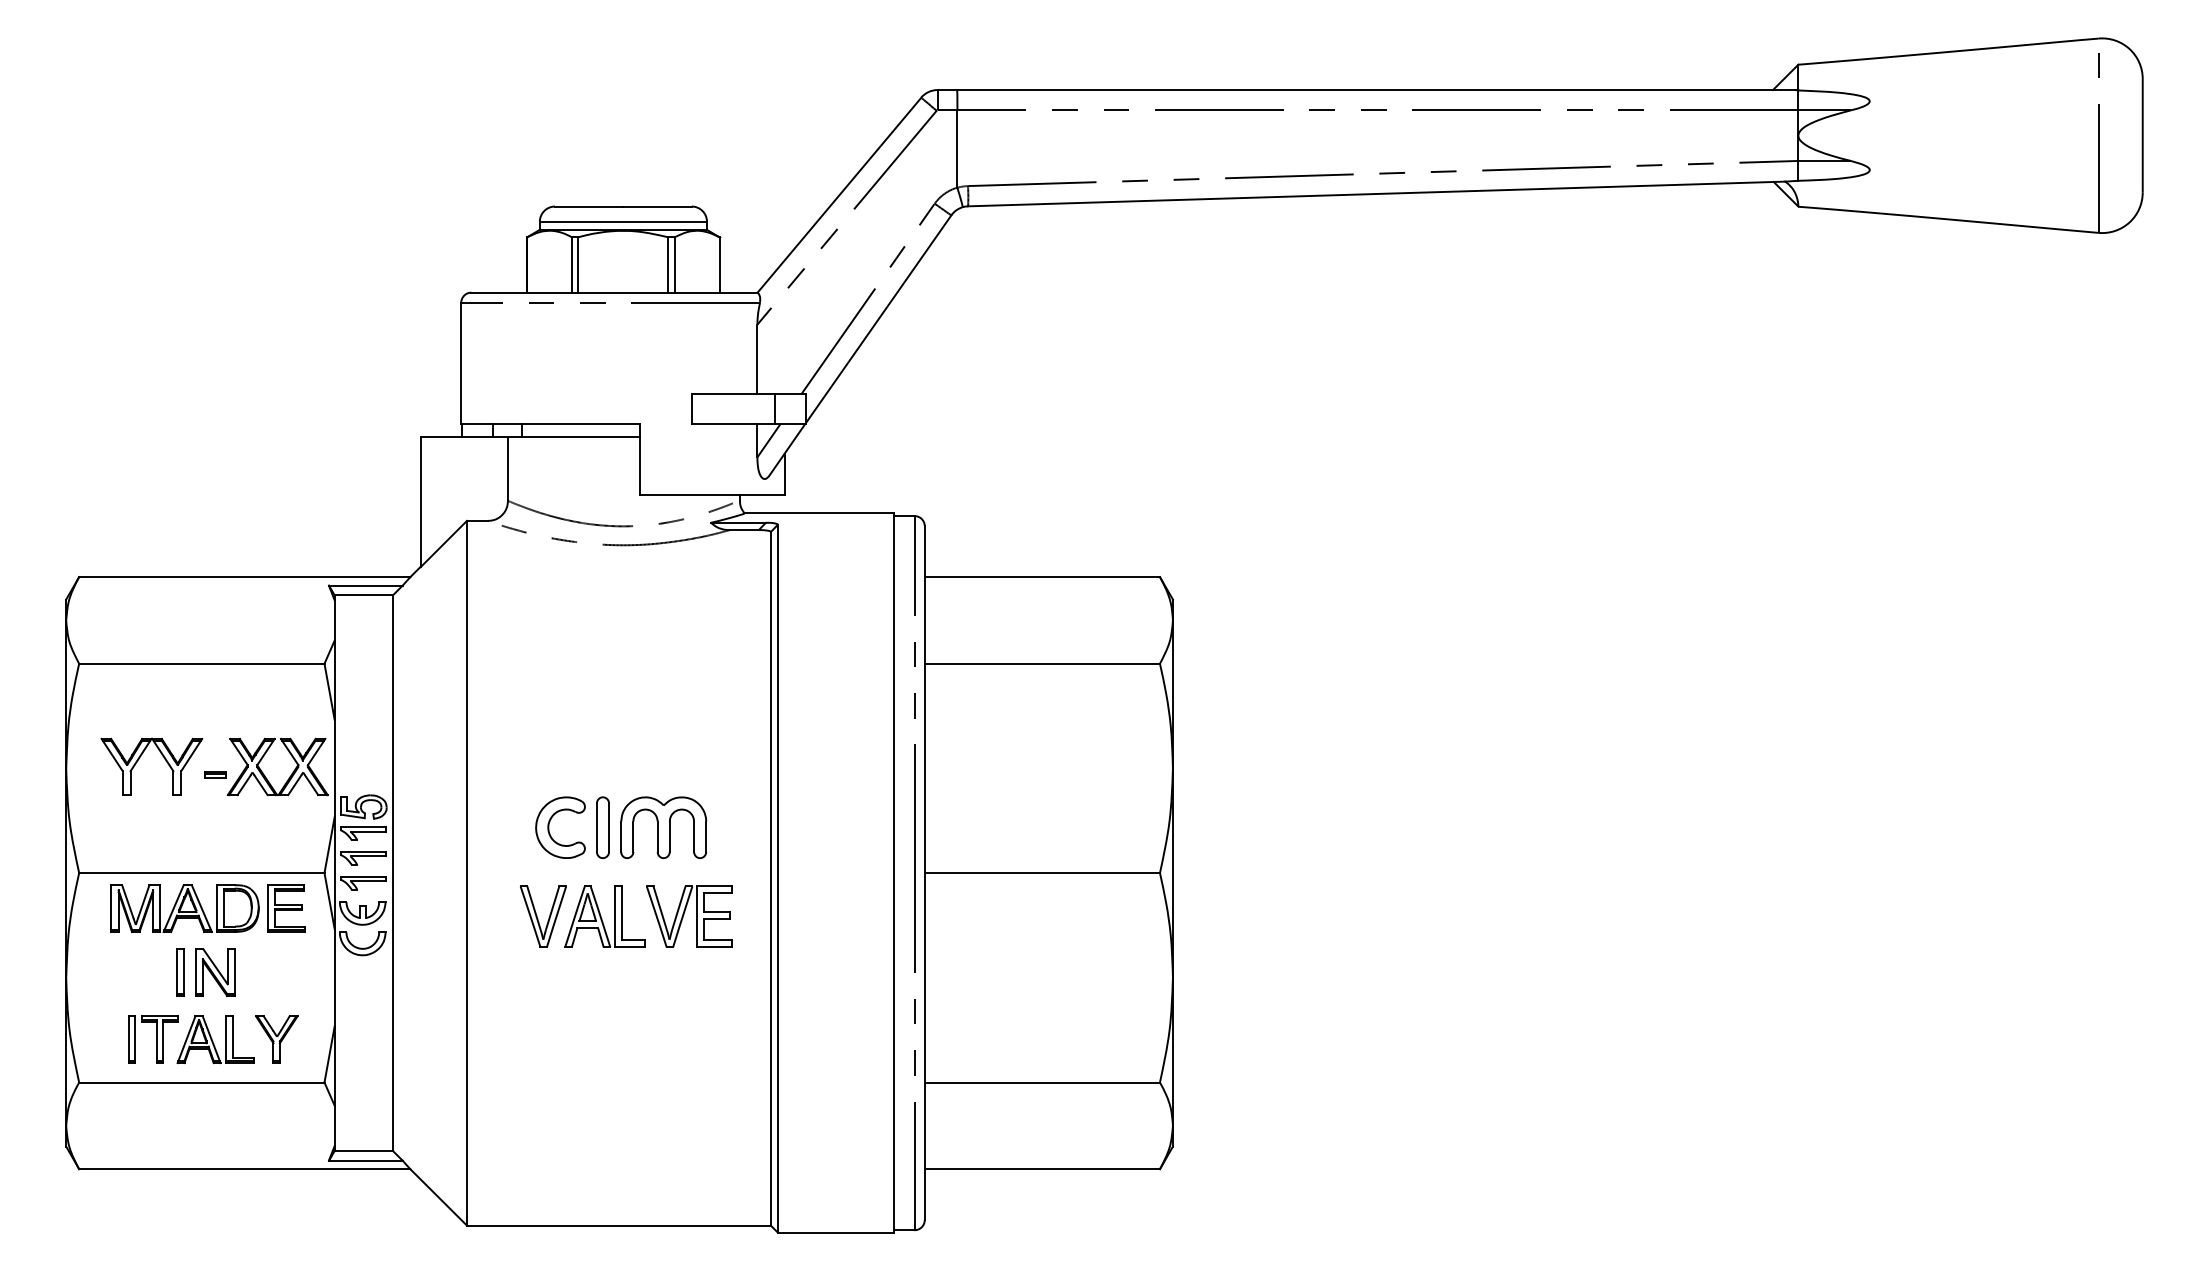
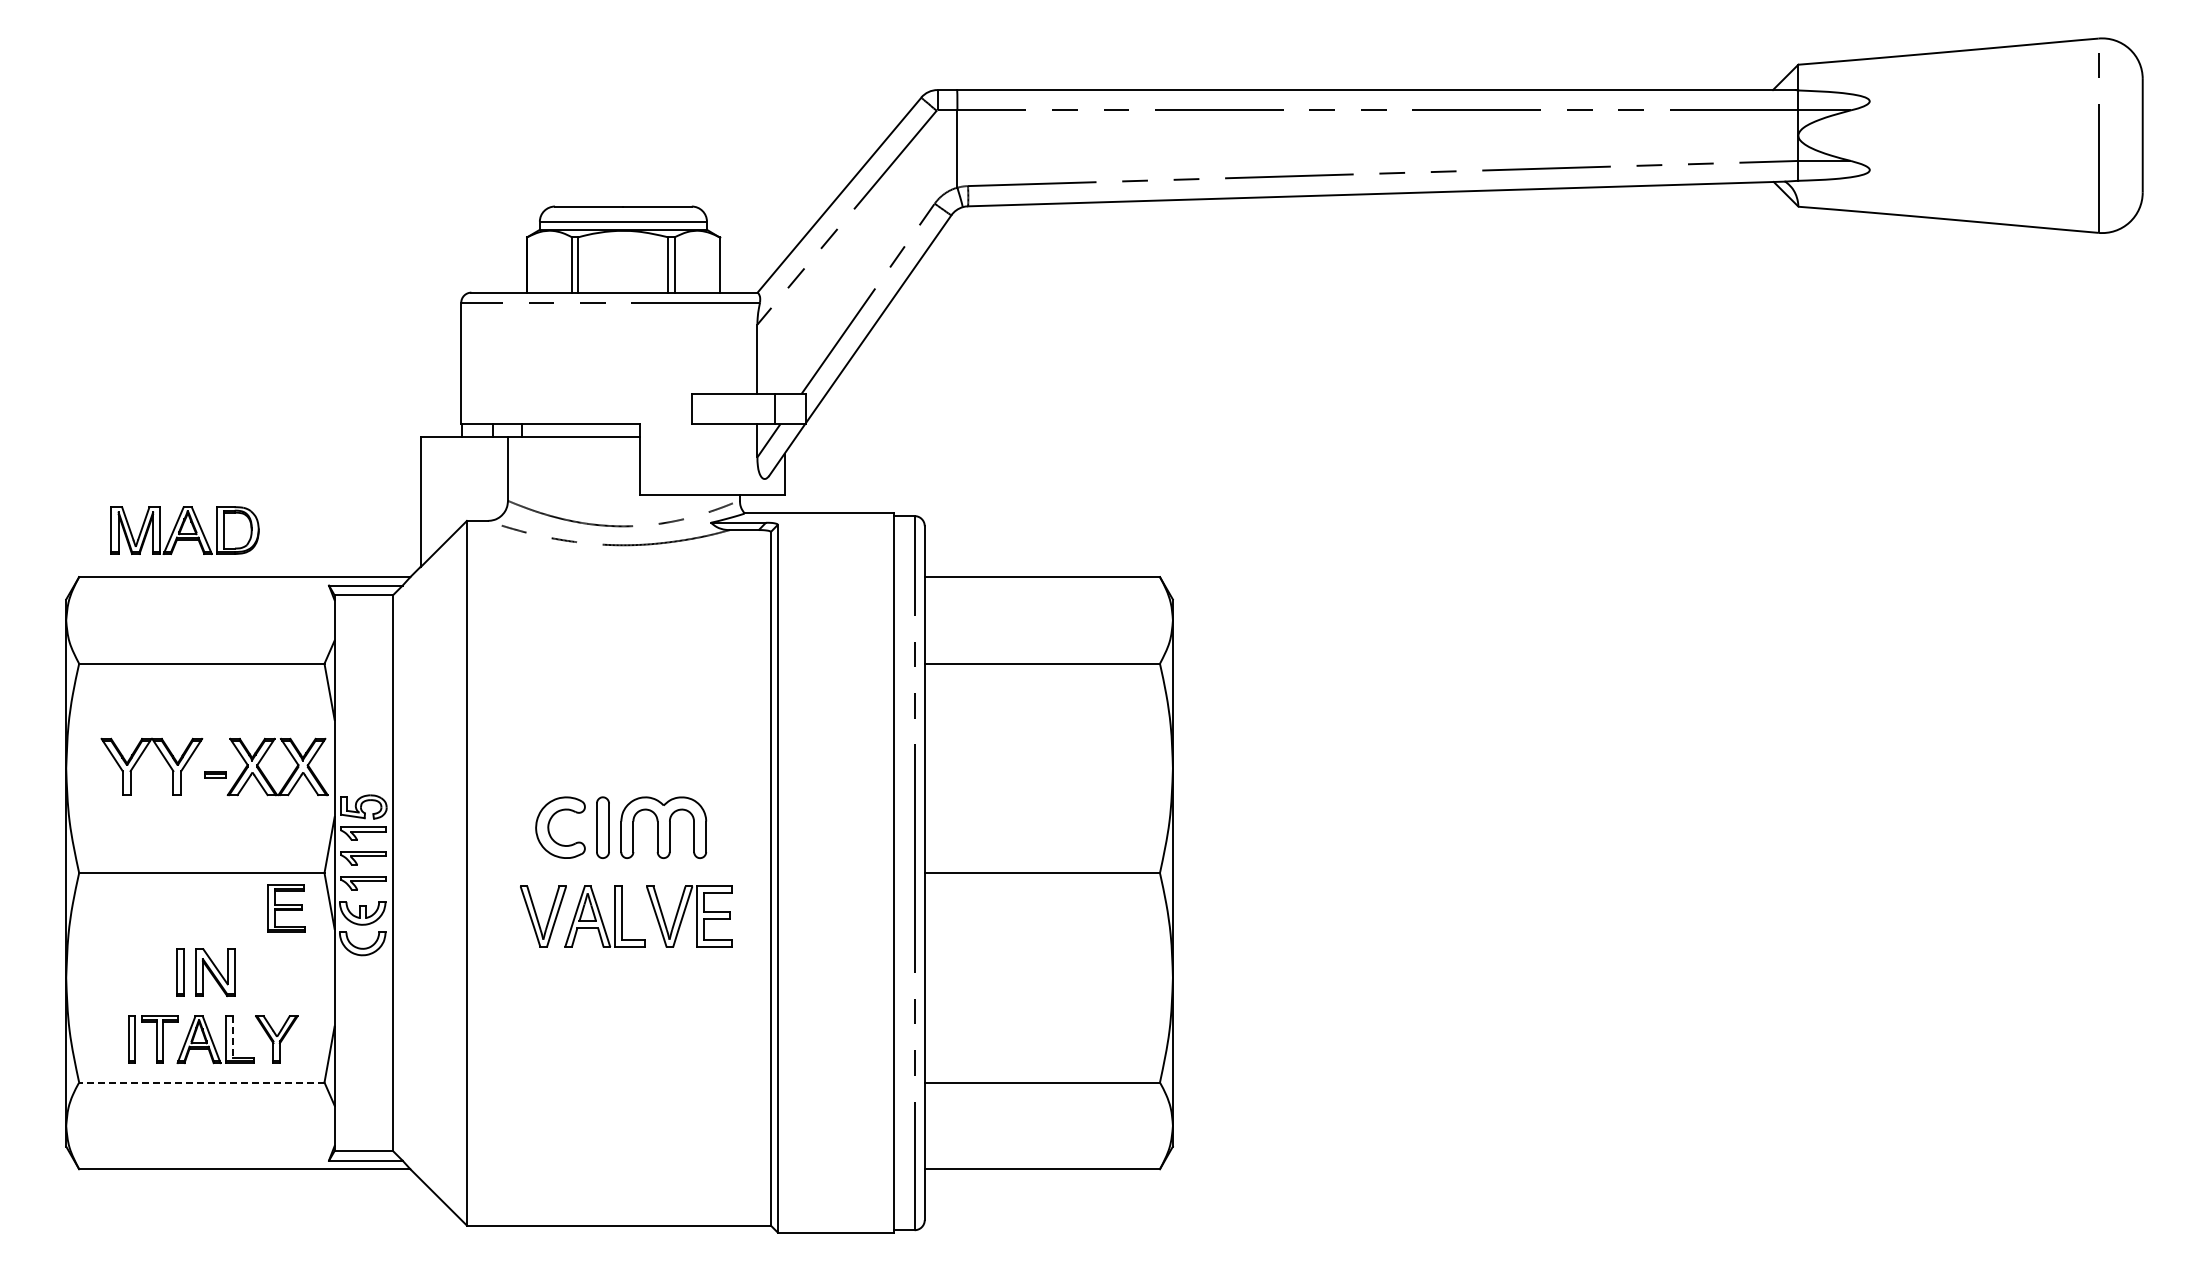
part position: (184, 908) -> (184, 530) (184, 530)
line: solid -> dashed (232, 1036)
line: solid -> dashed (201, 1082)
